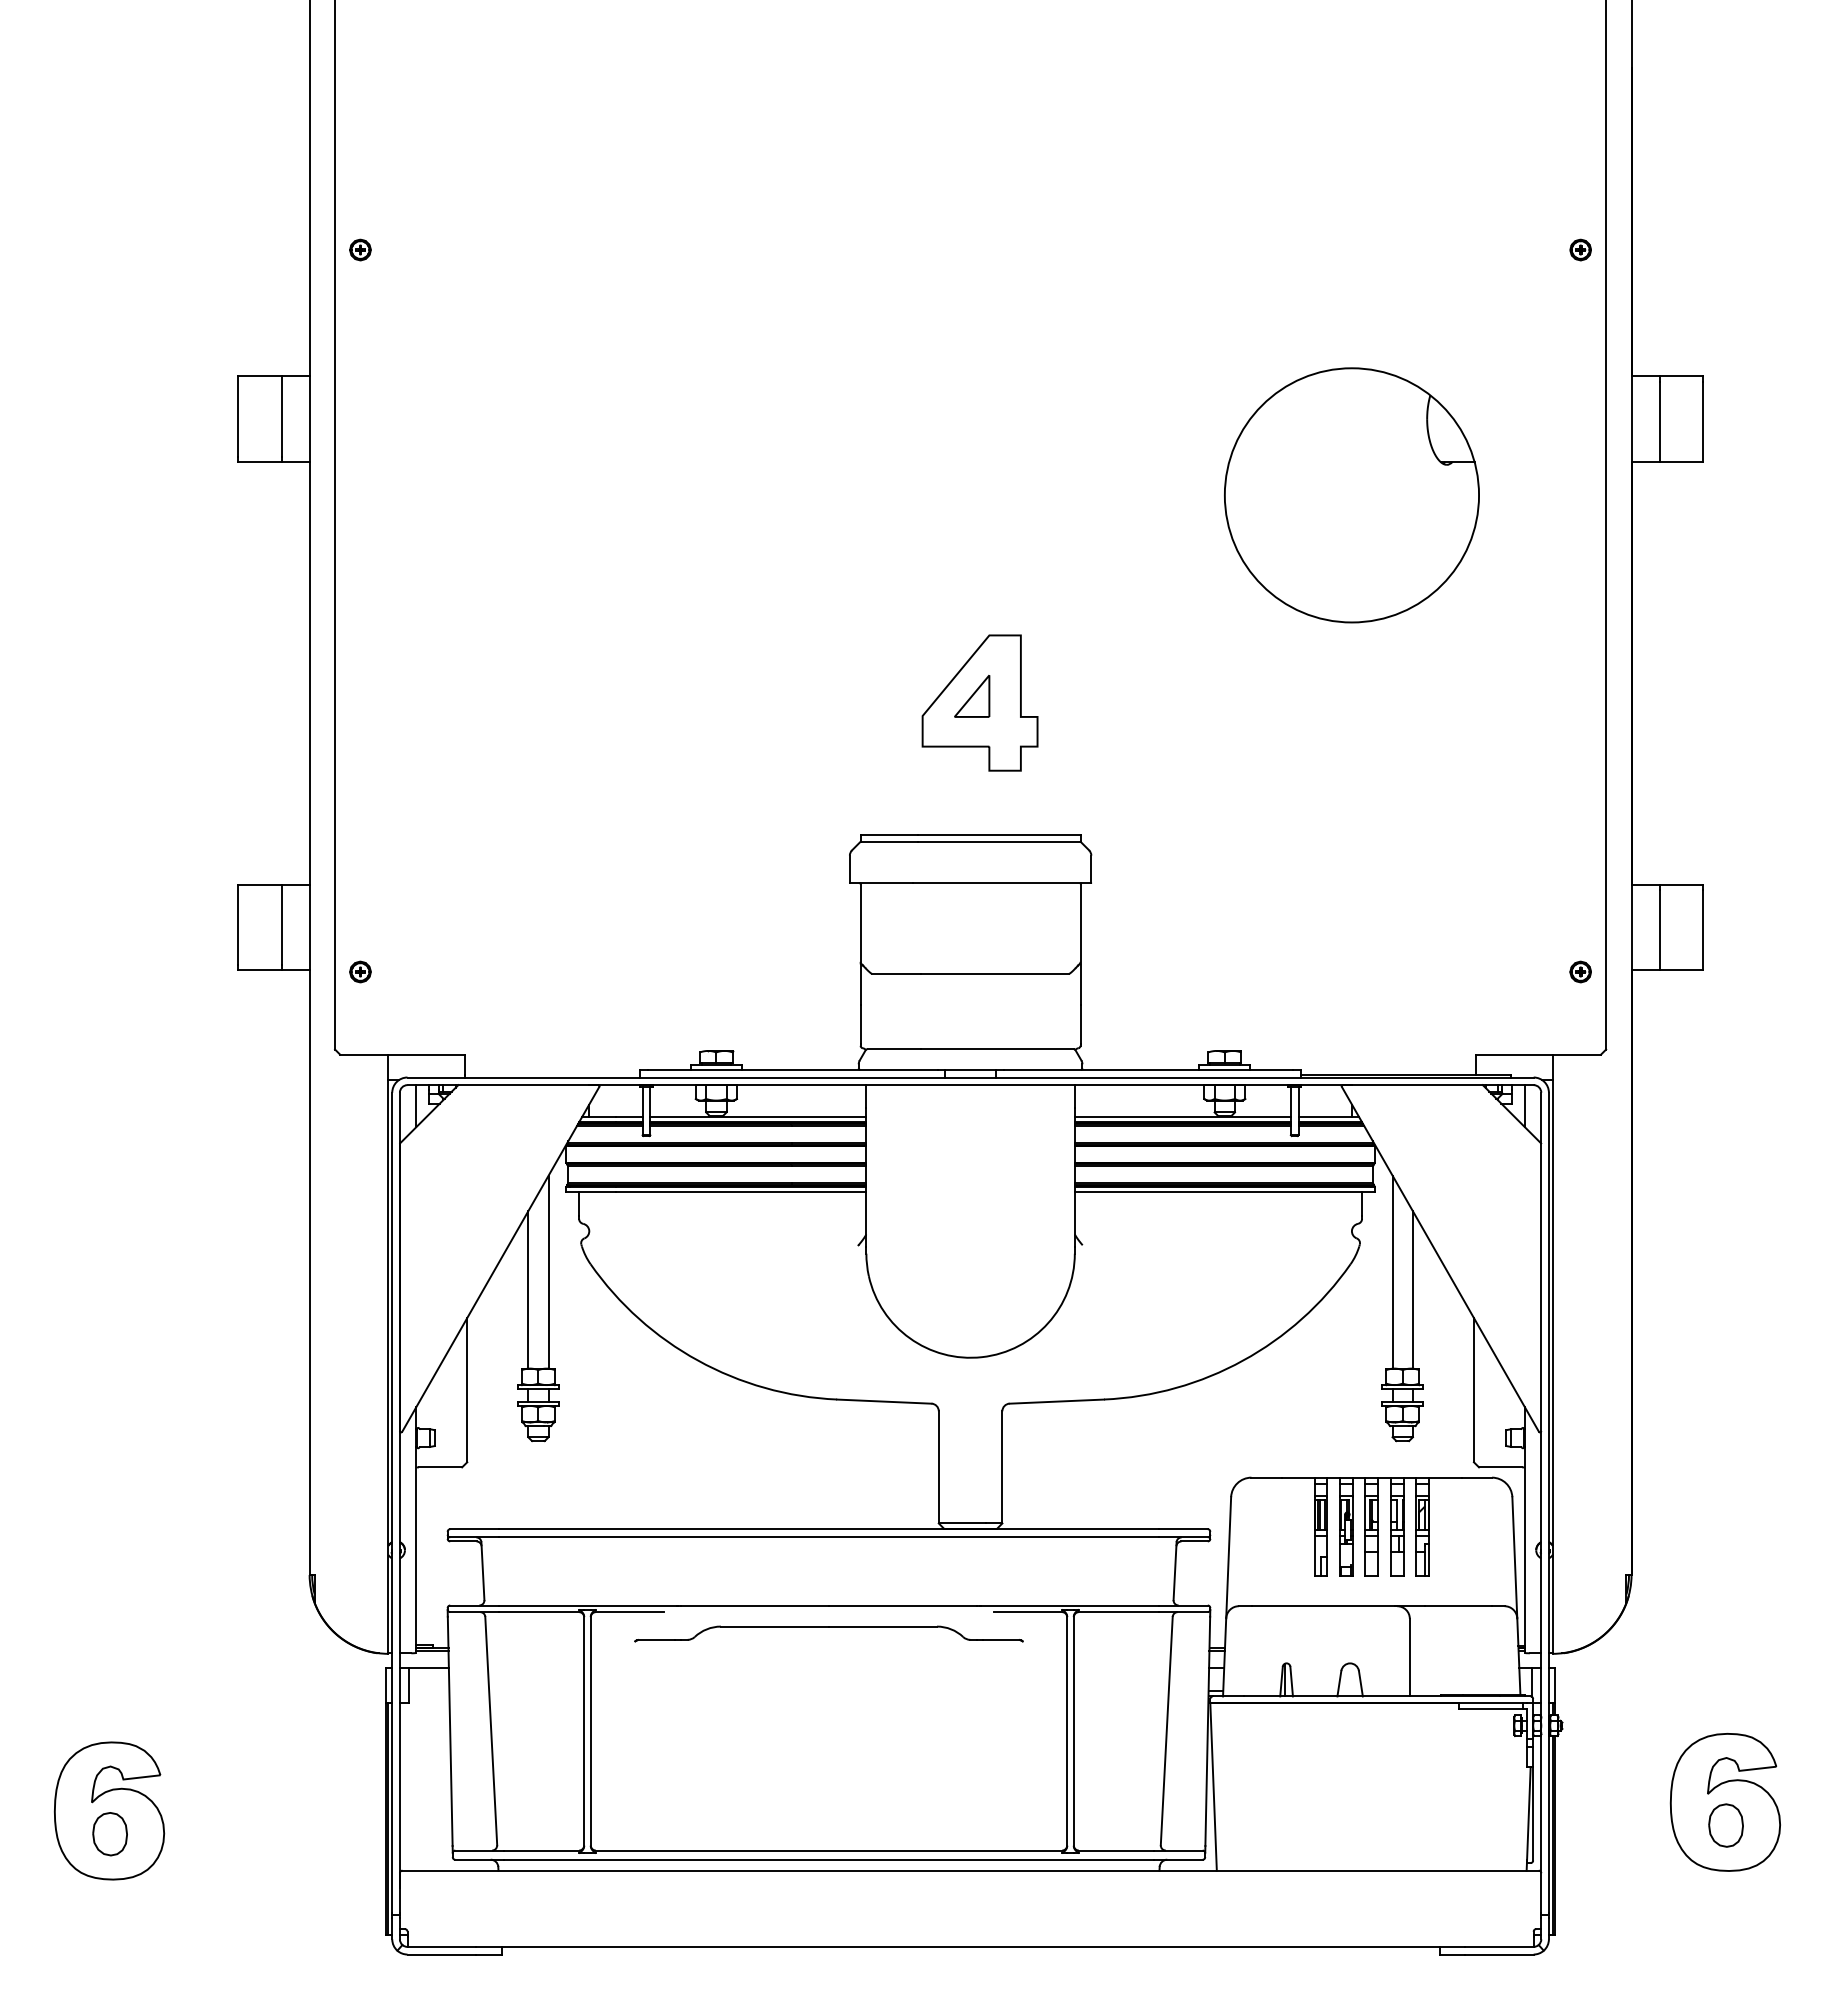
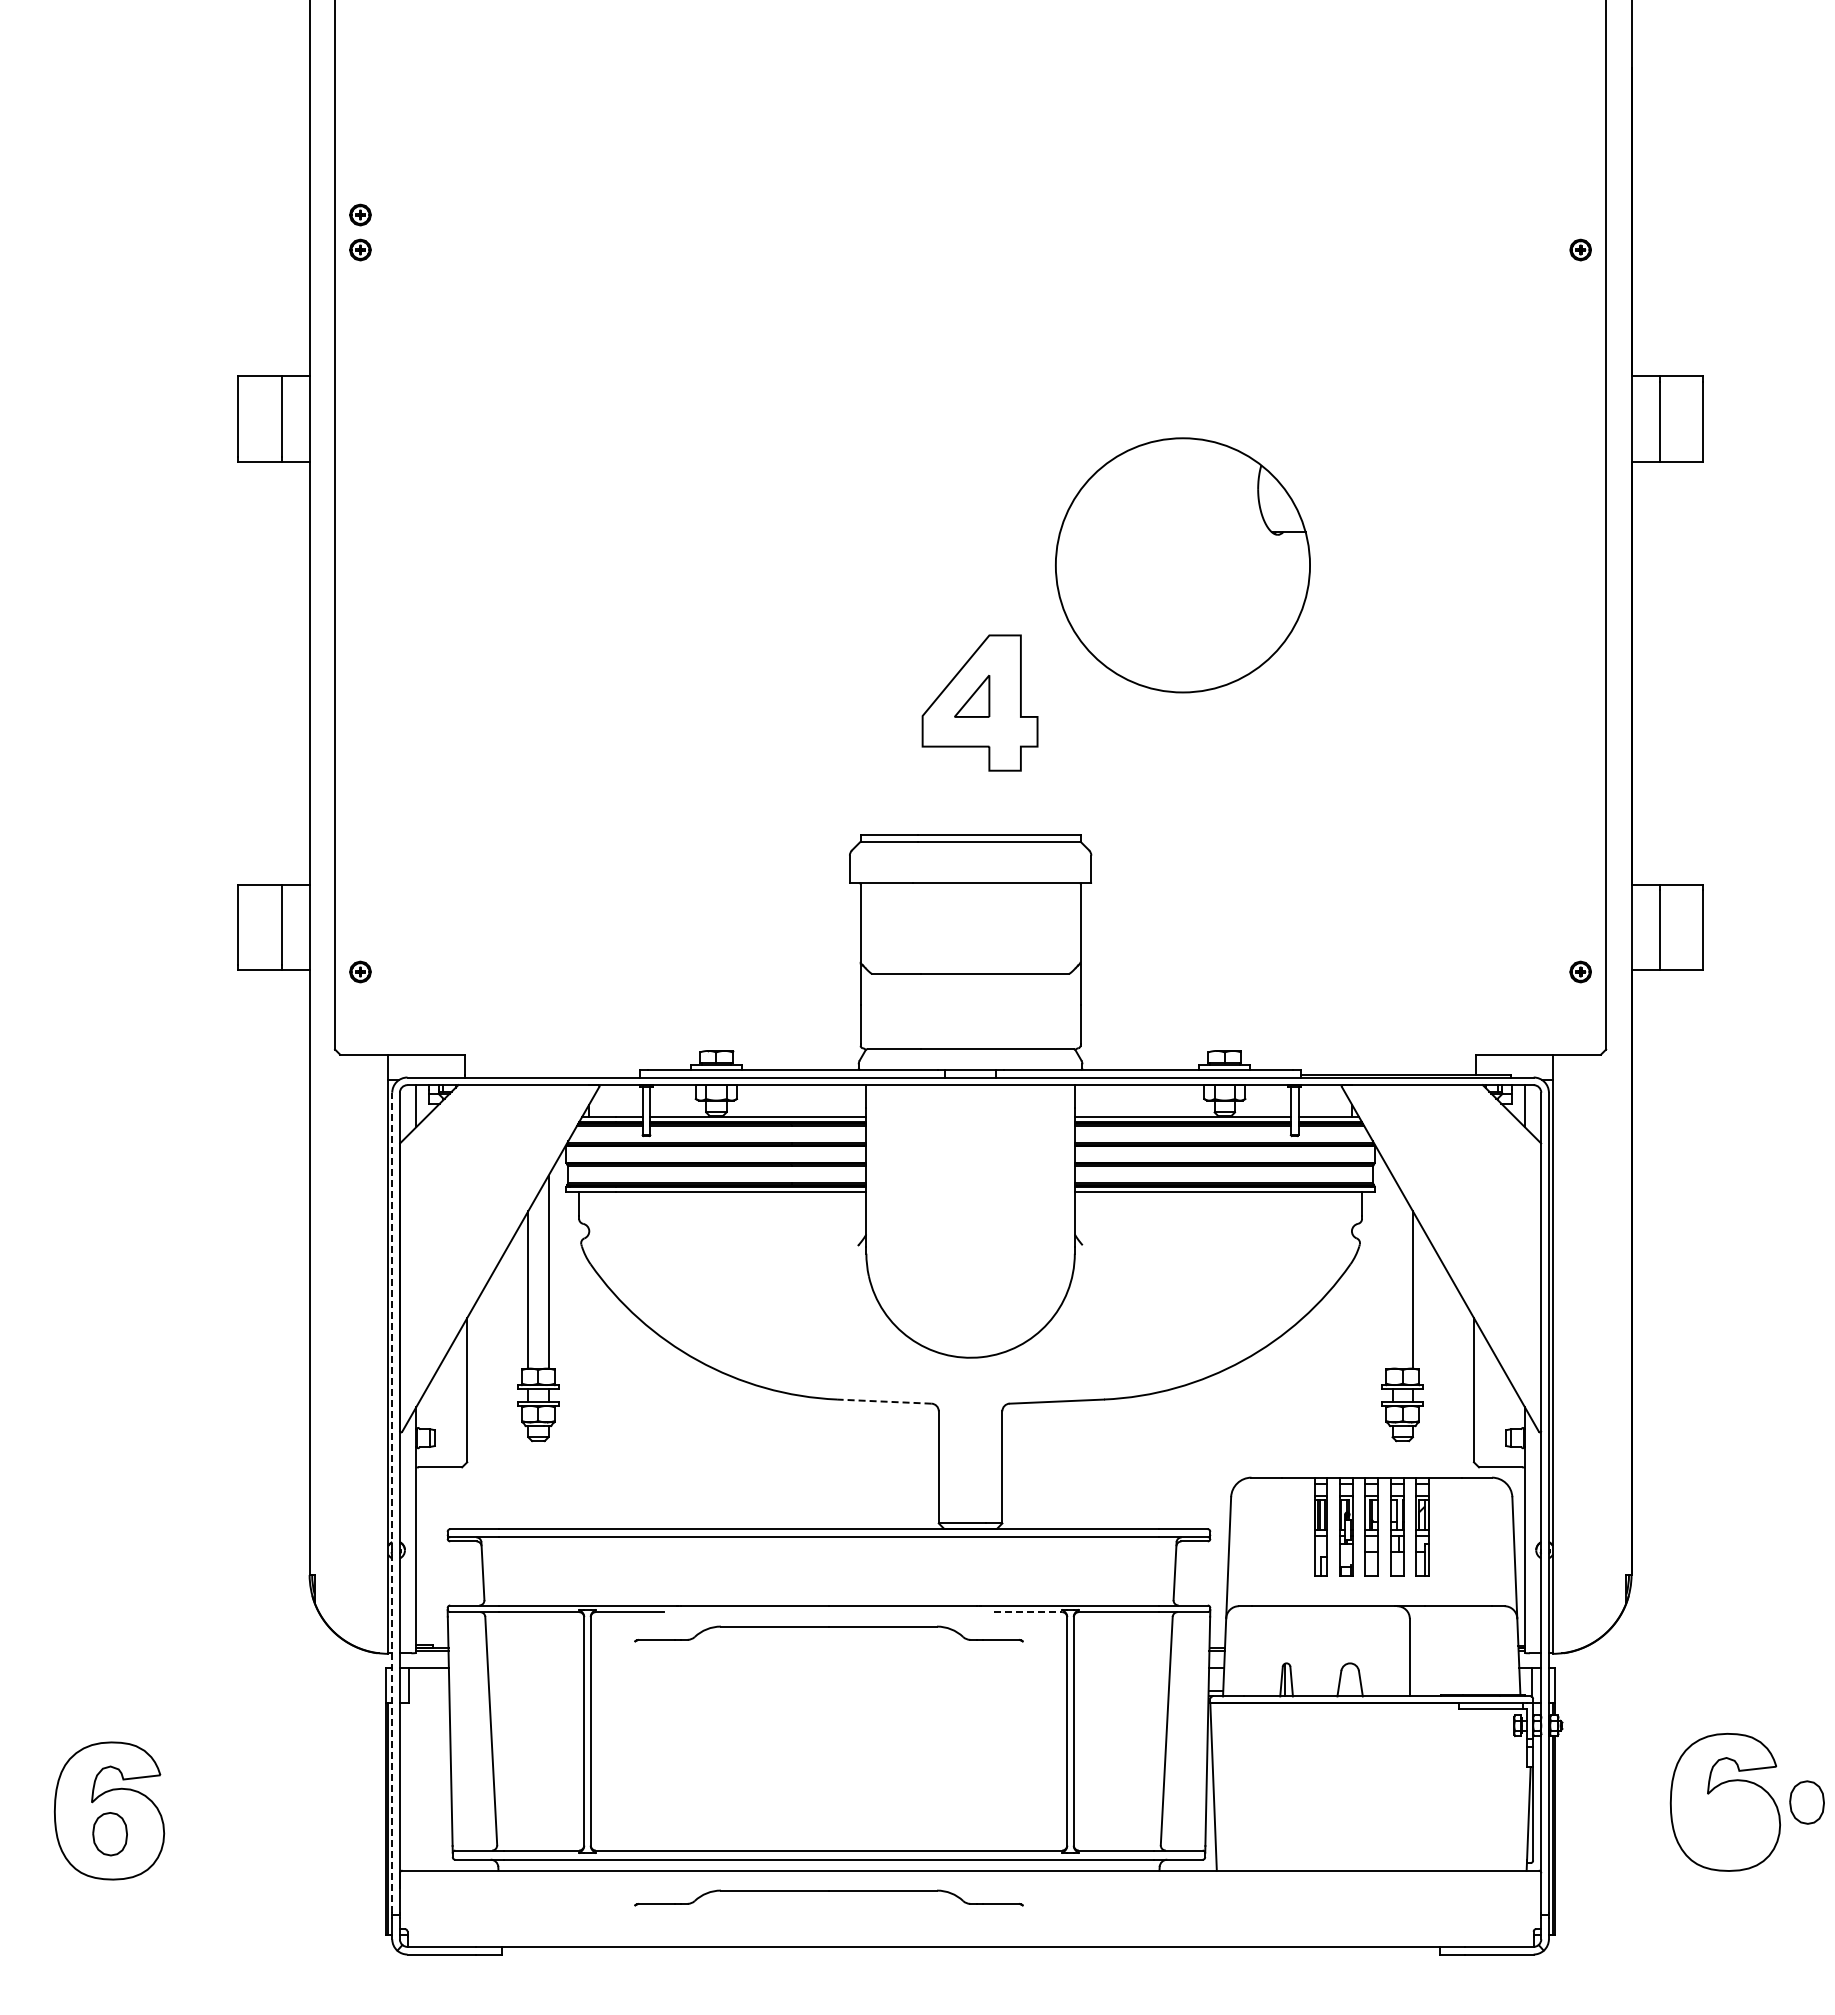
part: none -> present (360, 214)
part position: (1351, 495) -> (1182, 565) (1182, 565)
line: present -> none (1392, 1271)
line: solid -> dashed (883, 1401)
line: solid -> dashed (392, 1502)
line: solid -> dashed (1028, 1612)
part position: (1725, 1825) -> (1806, 1802) (1806, 1802)
part: none -> present (828, 1897)
